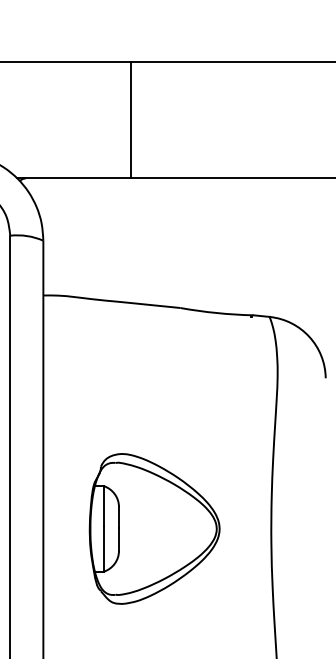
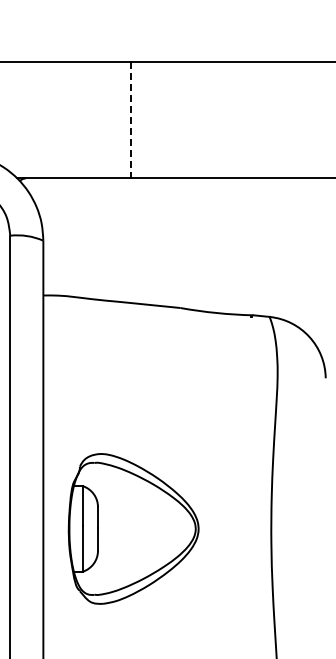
line: solid -> dashed (130, 120)
part position: (154, 528) -> (133, 528) (133, 528)
